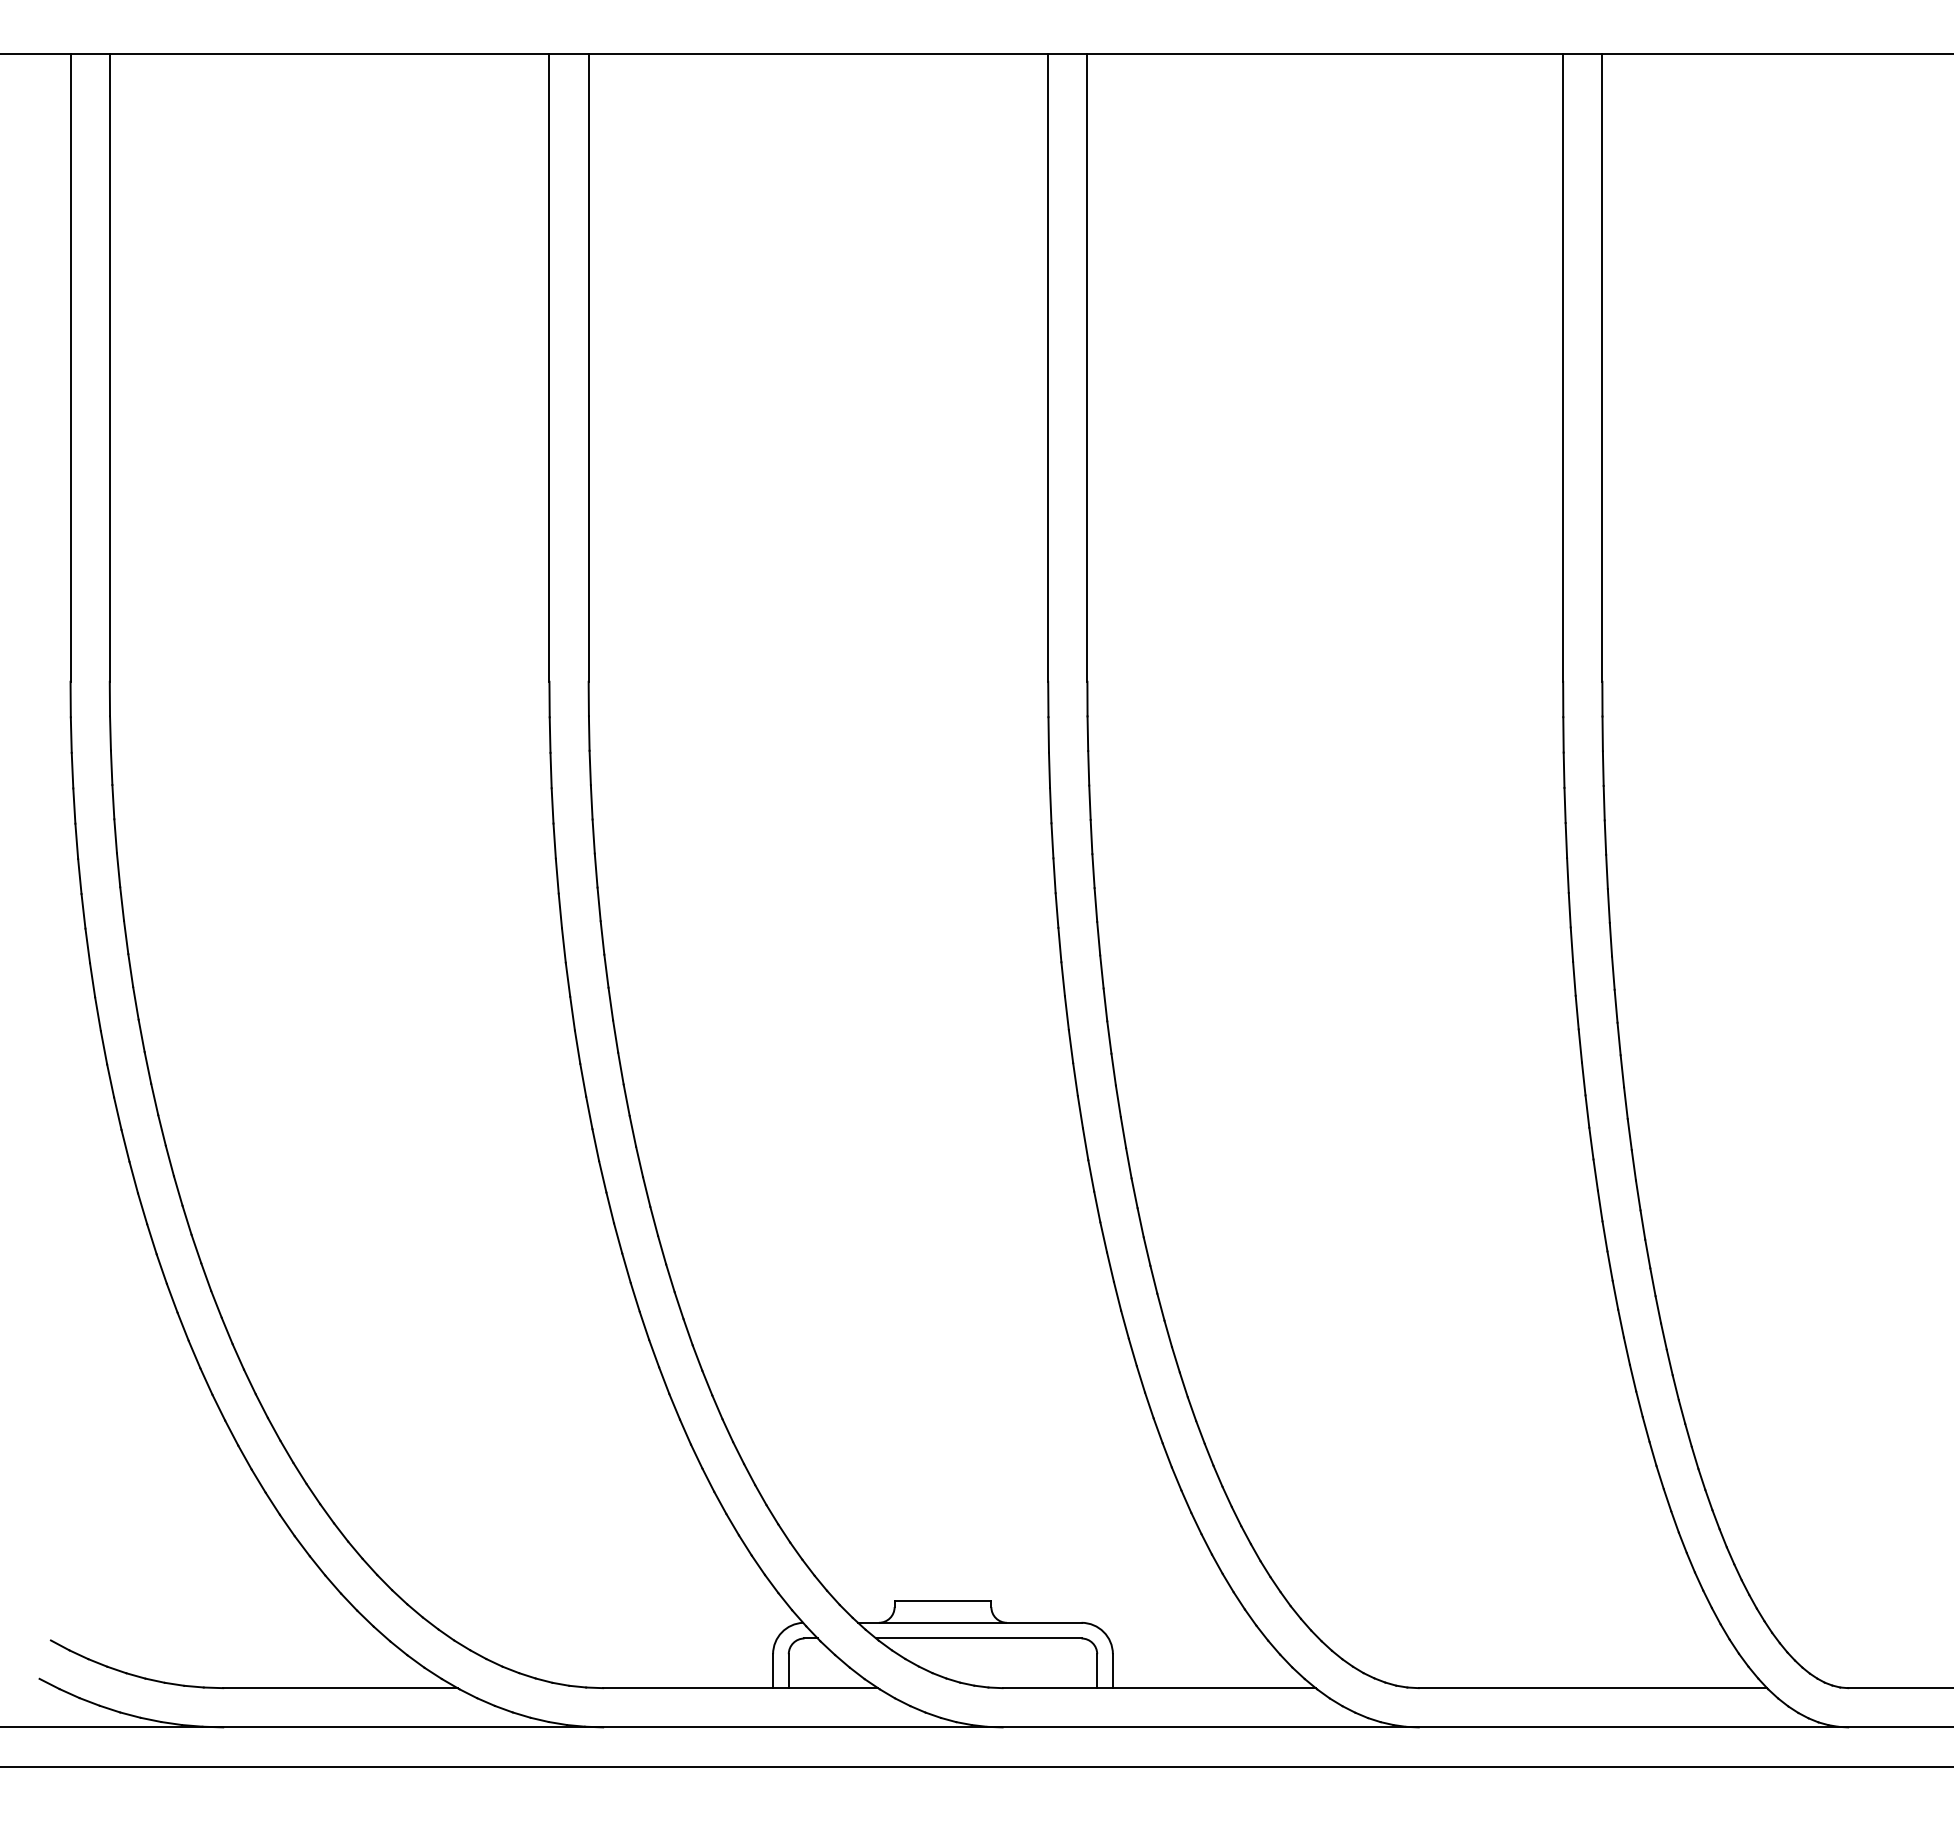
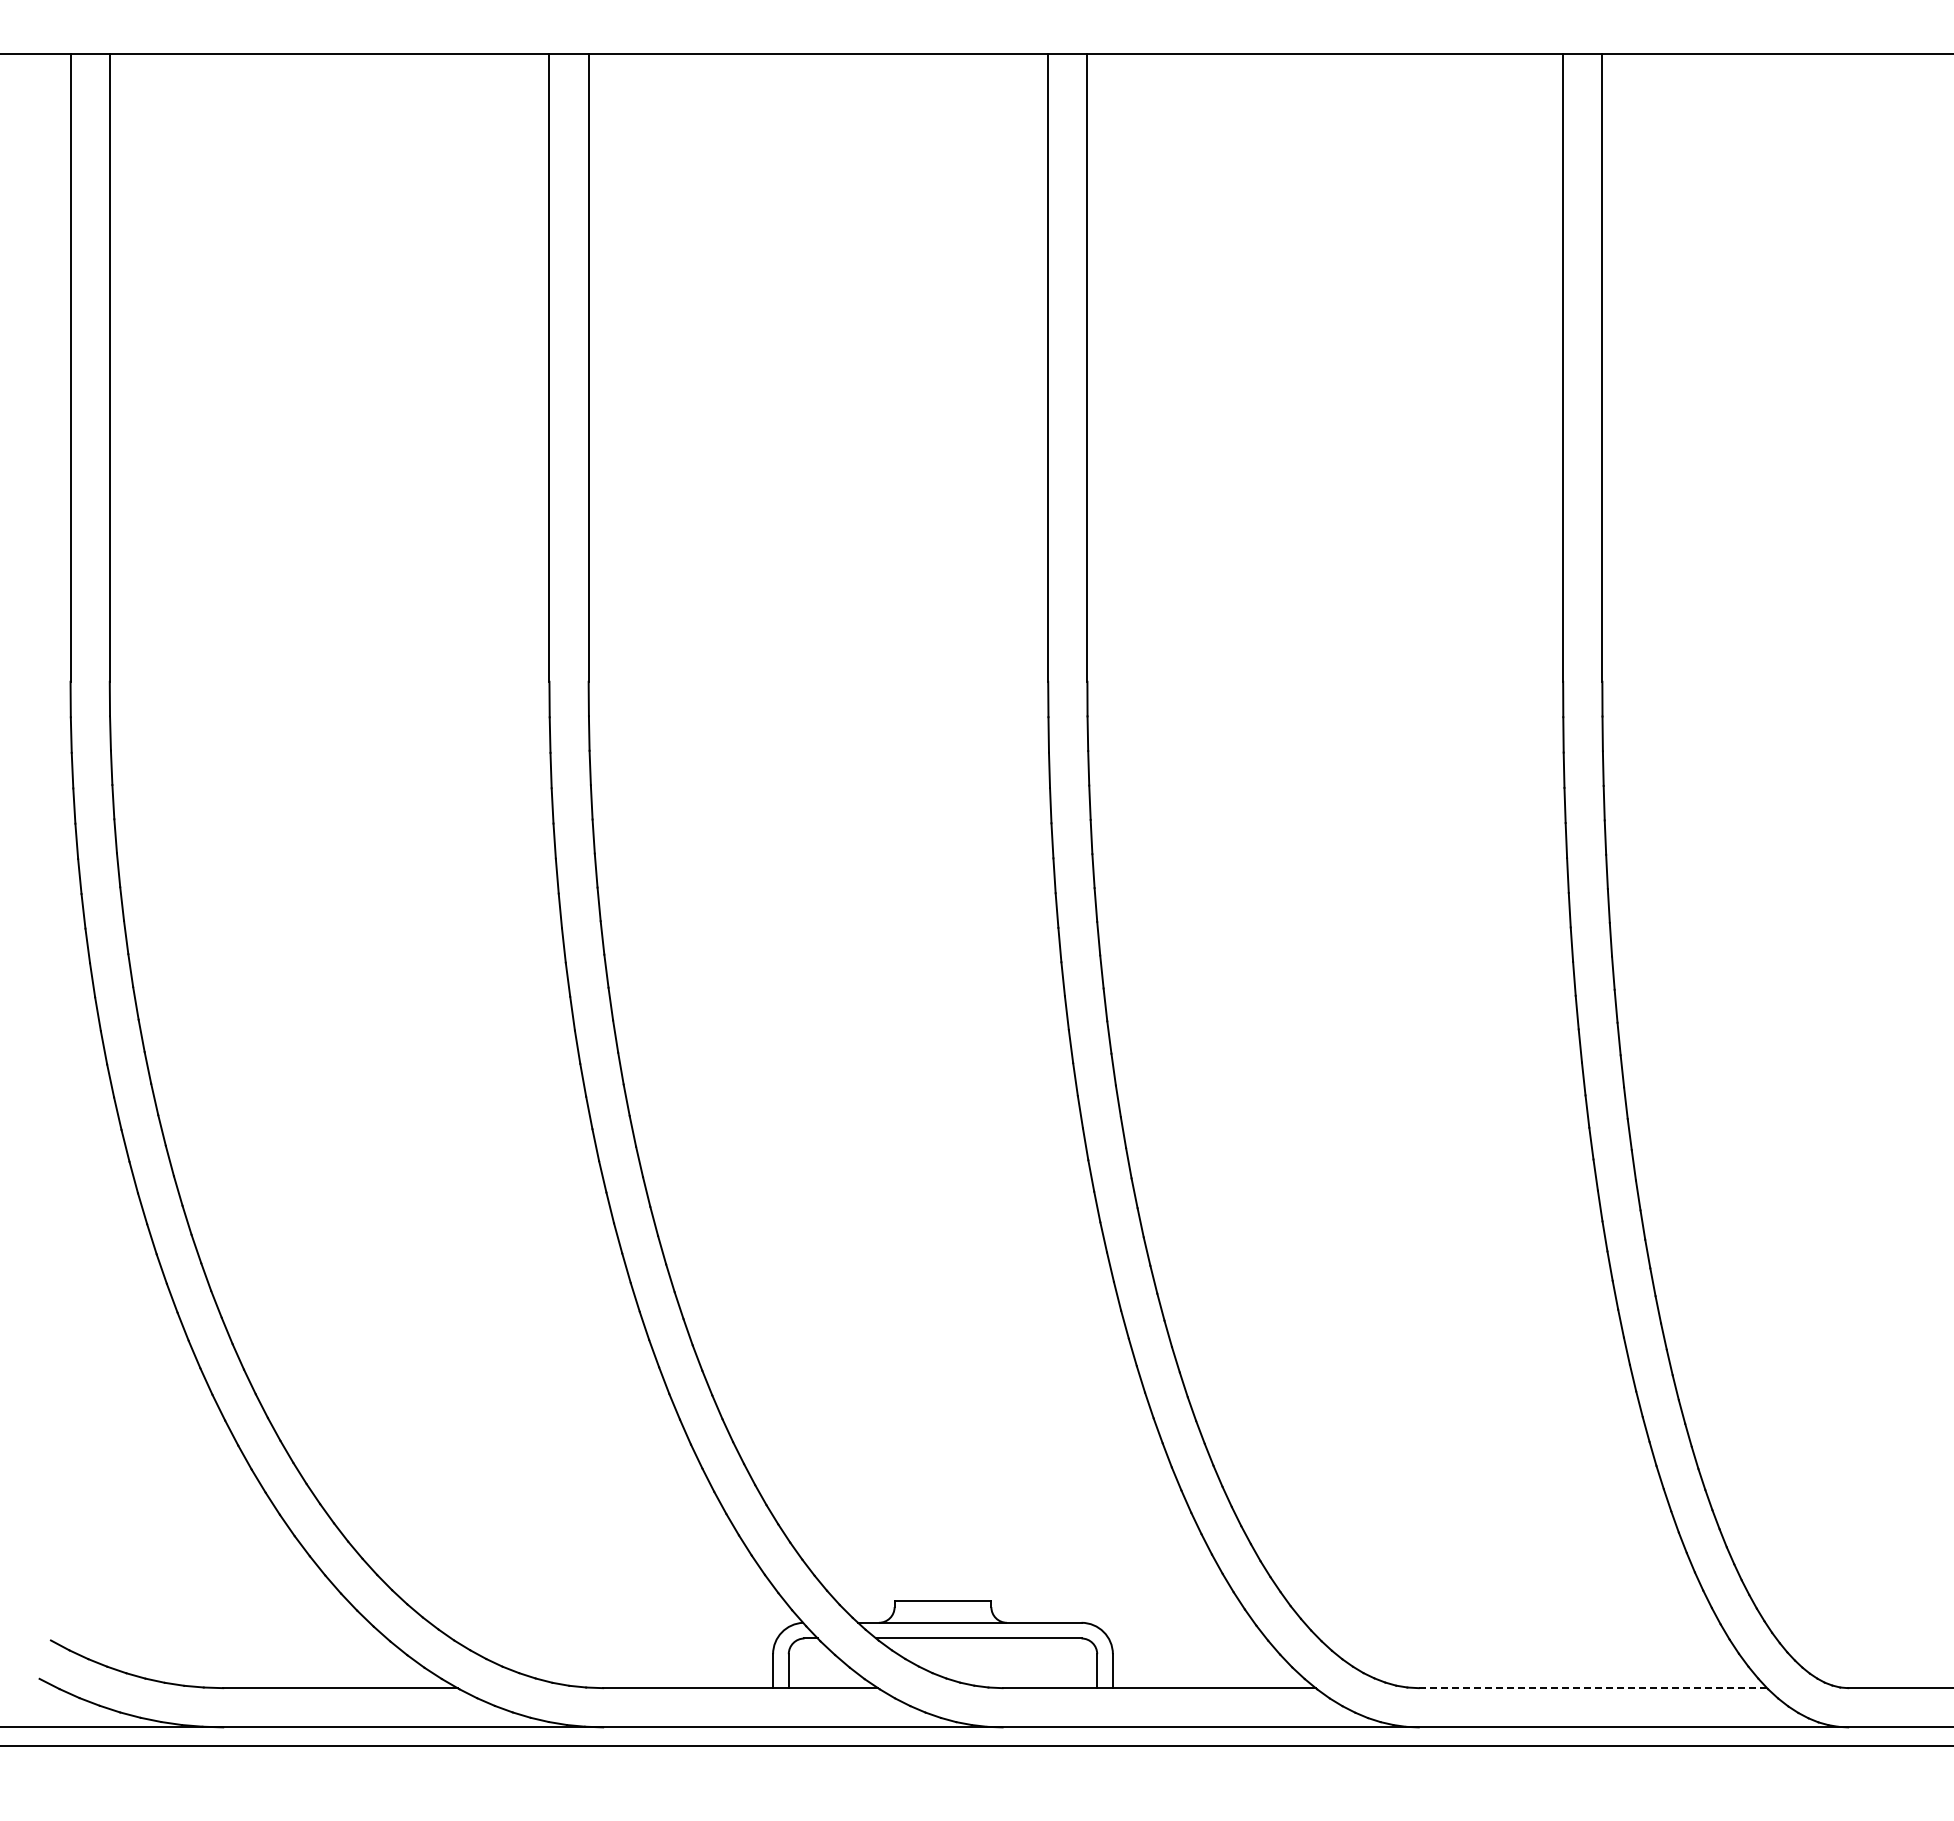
line: solid -> dashed (1593, 1688)
line position: (976, 1766) -> (976, 1745) (976, 1745)
